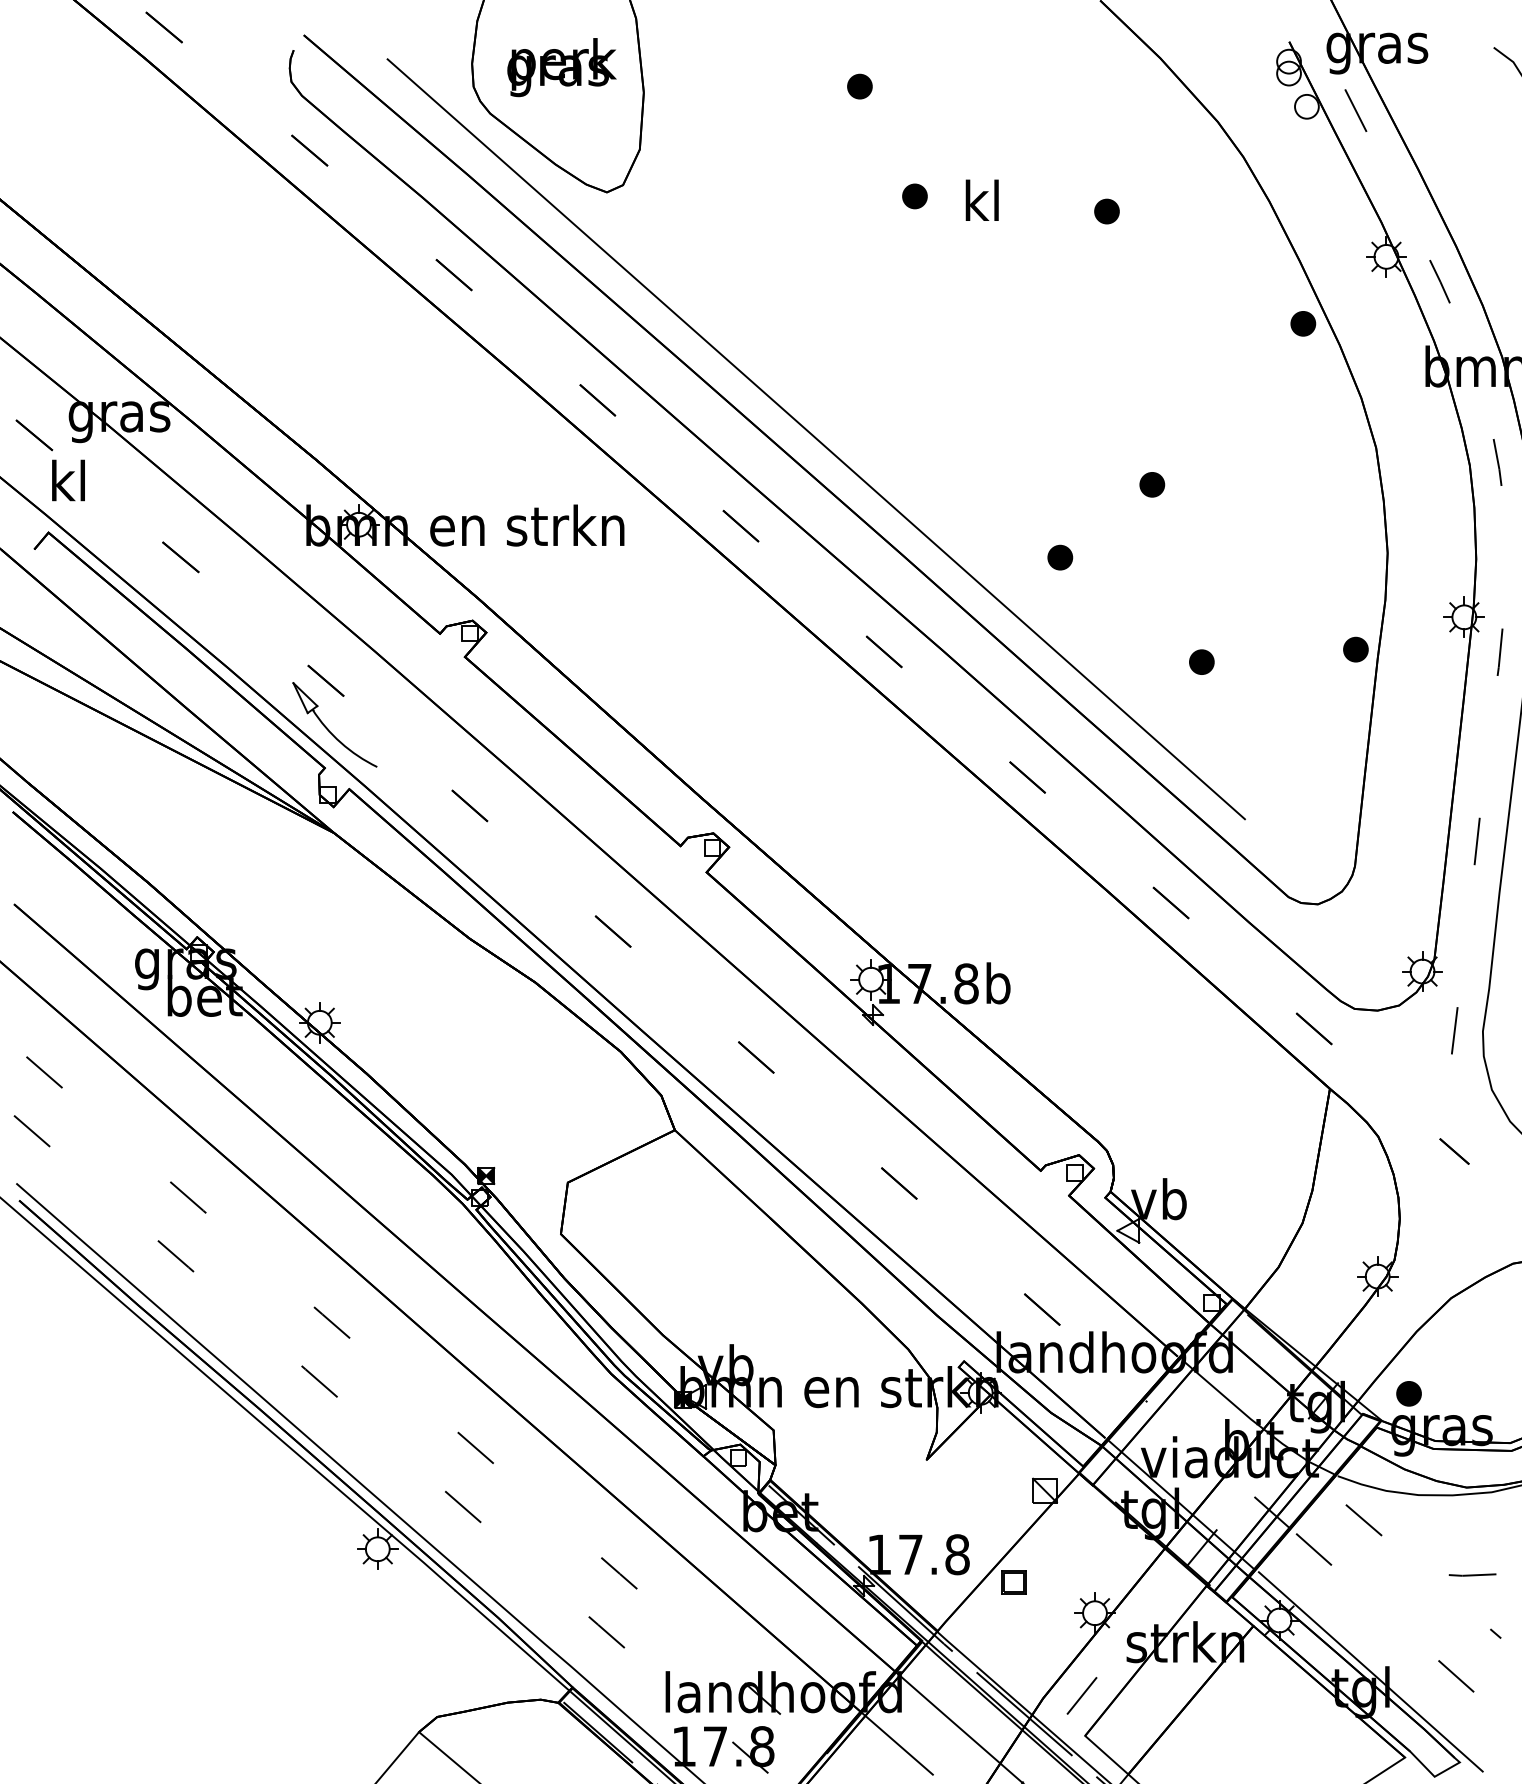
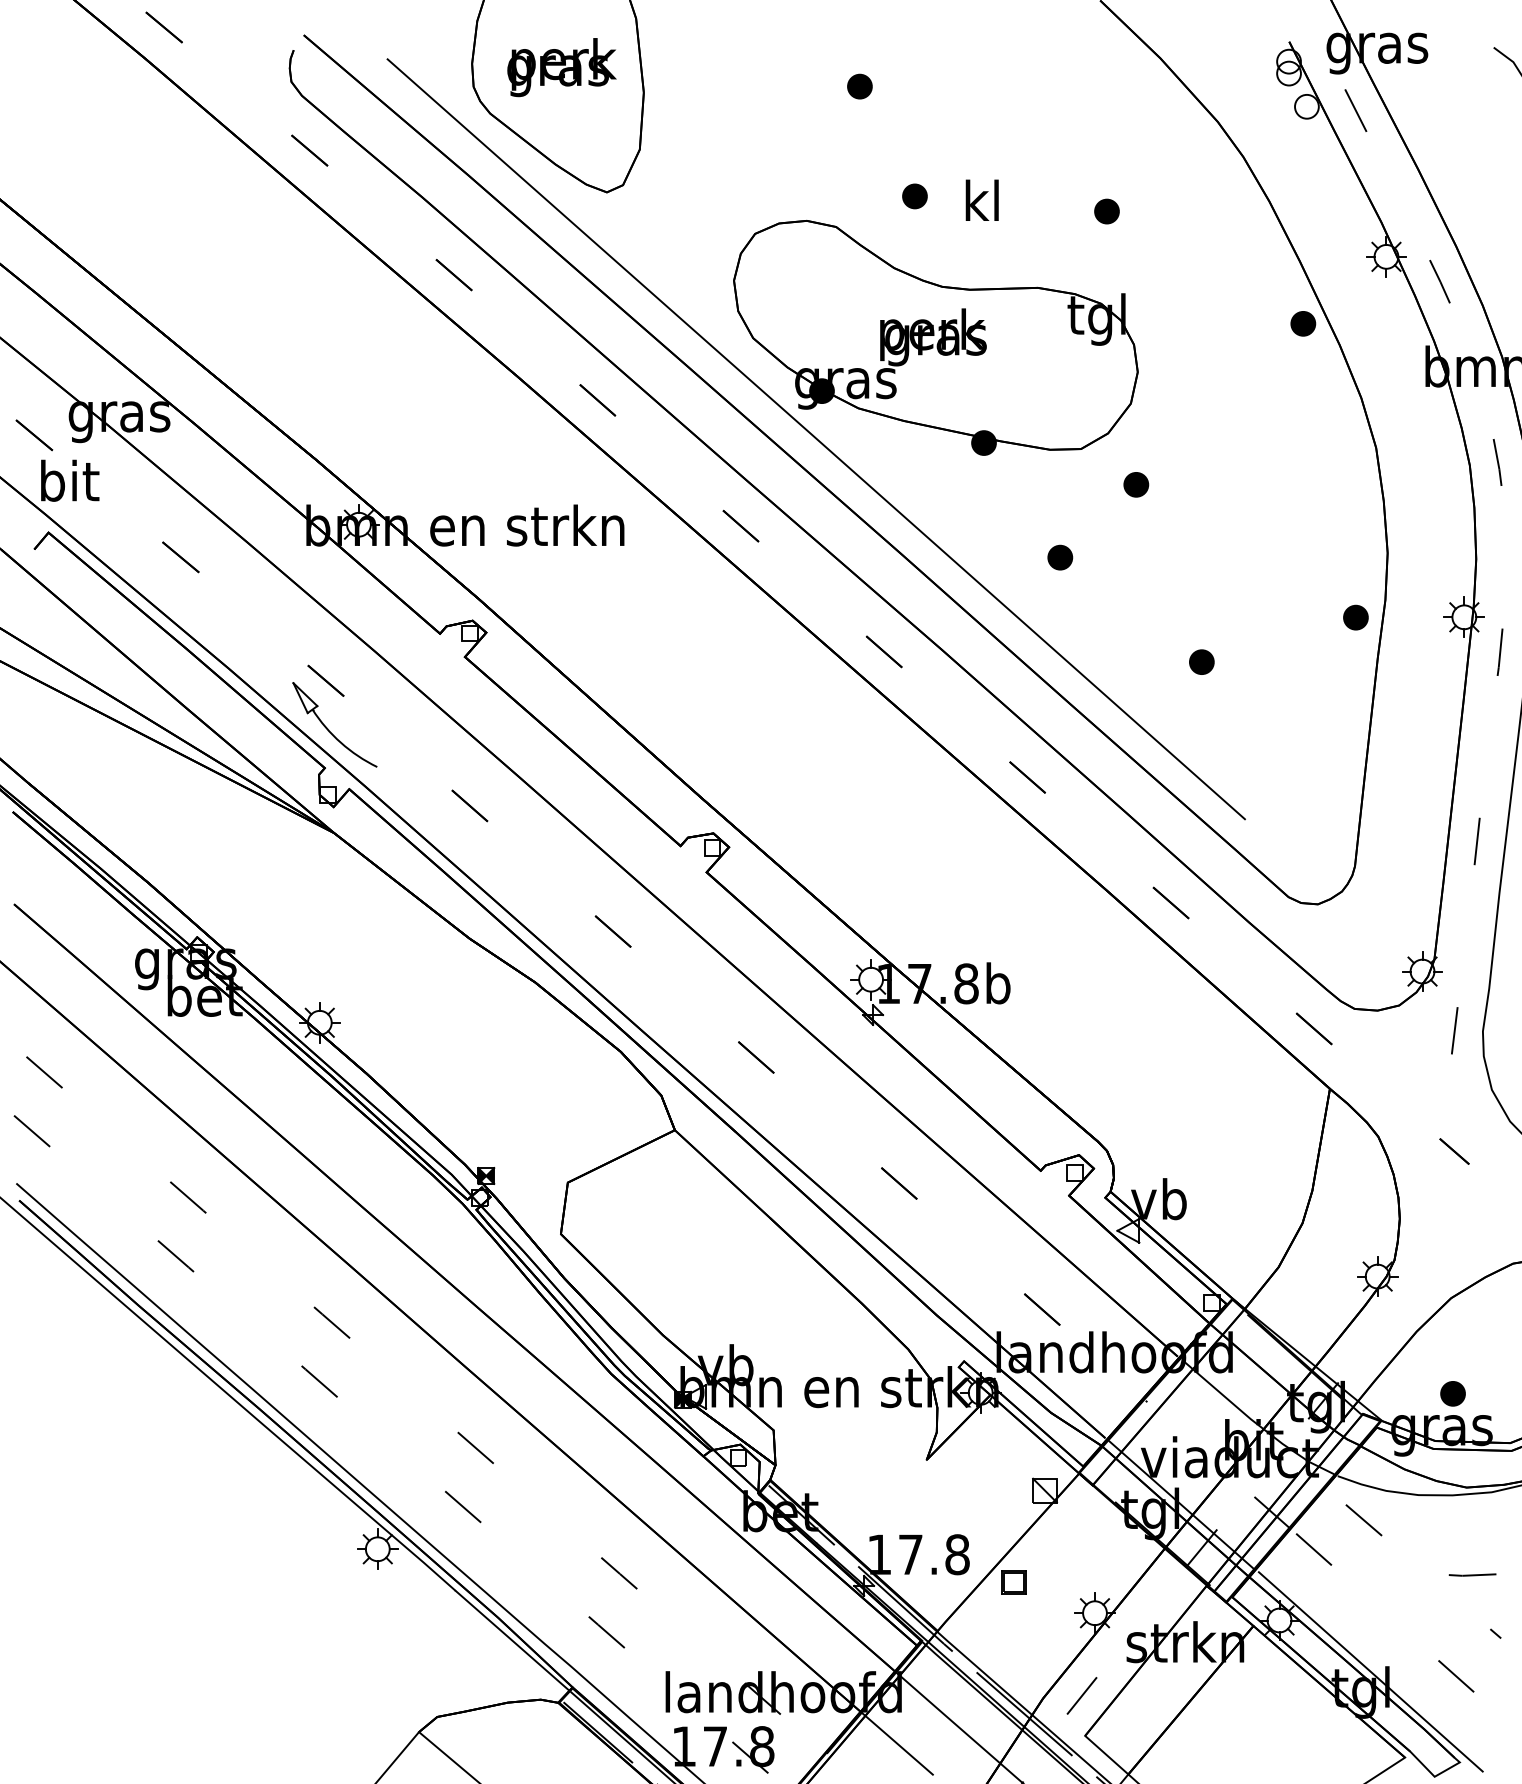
part: none -> present (935, 337)
text: kl -> bit (70, 480)
part position: (1152, 484) -> (1136, 484) (1136, 484)
part position: (1355, 649) -> (1355, 617) (1355, 617)
part position: (1408, 1393) -> (1452, 1393) (1452, 1393)
